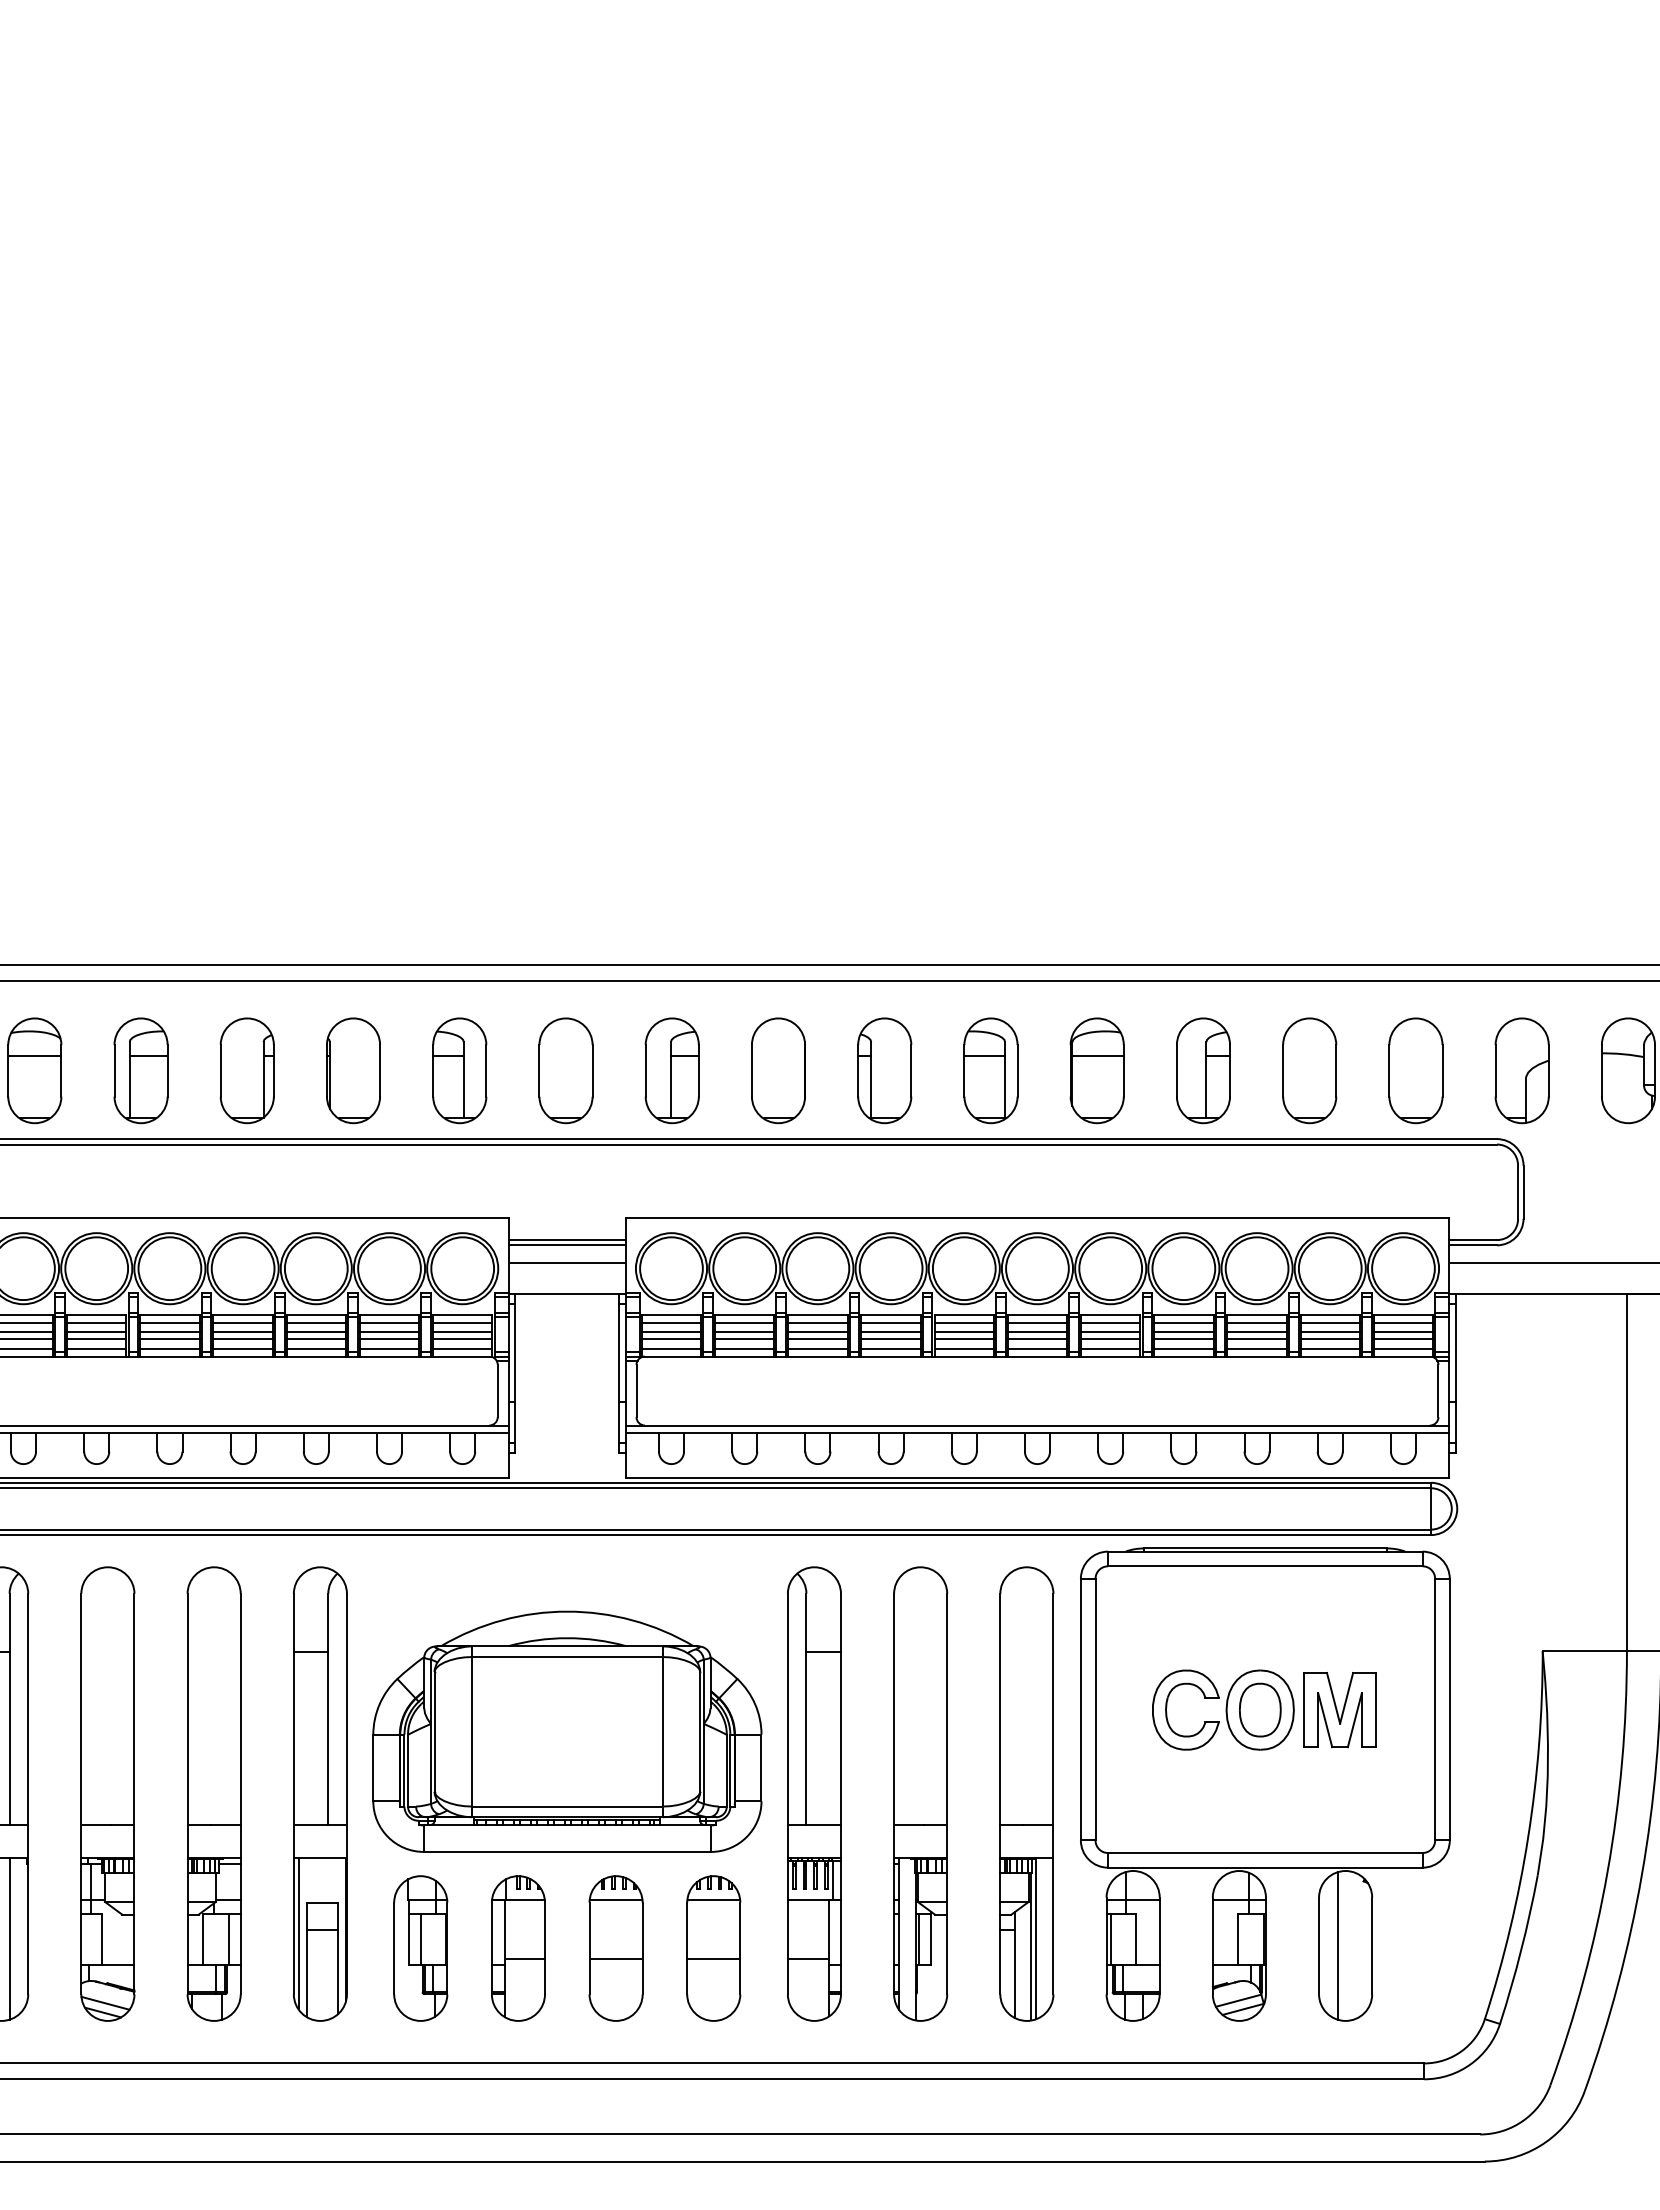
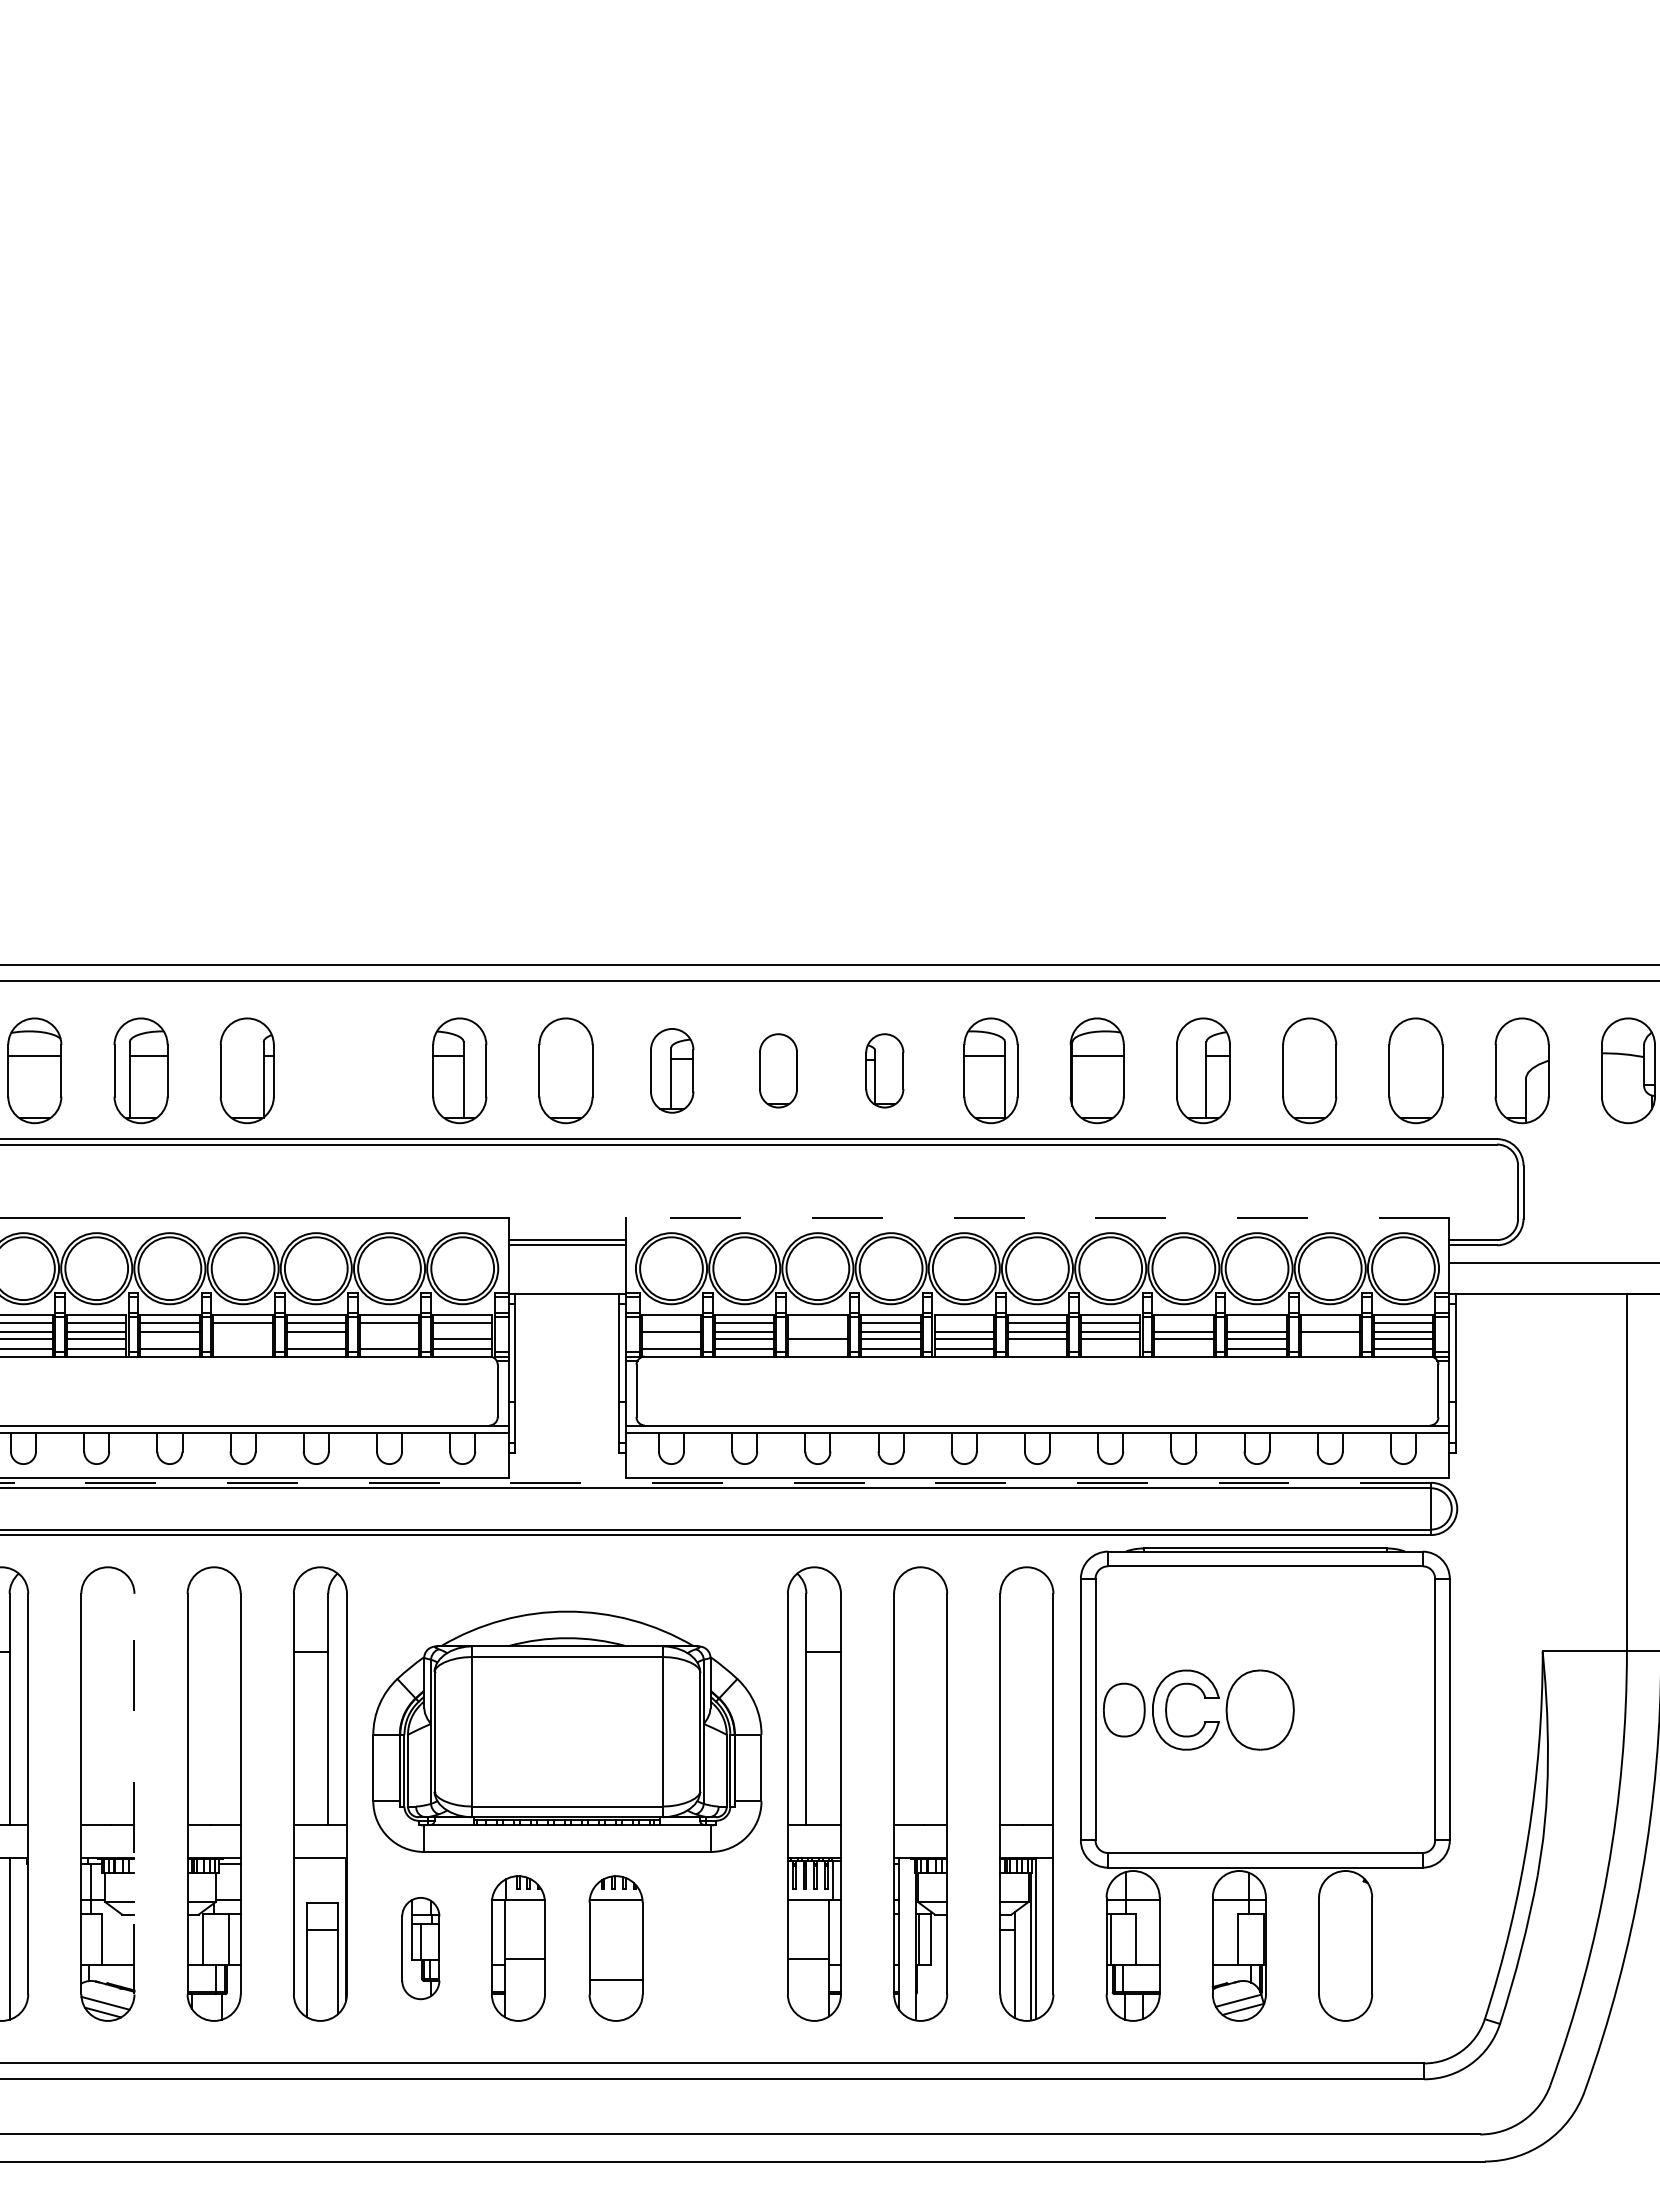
part: present -> none (353, 1070)
part size: 56x108 px -> 45x86 px (672, 1070)
part size: 55x108 px -> 39x76 px (778, 1070)
part size: 56x108 px -> 40x76 px (884, 1070)
line: solid -> dashed (1037, 1218)
line: present -> none (566, 1262)
line: present -> none (671, 1322)
line: present -> none (817, 1322)
line: present -> none (963, 1322)
line: present -> none (1183, 1322)
line: present -> none (1256, 1322)
line: present -> none (1330, 1322)
line: present -> none (242, 1331)
line: present -> none (389, 1331)
line: present -> none (462, 1331)
line: present -> none (817, 1331)
line: present -> none (169, 1339)
line: present -> none (242, 1339)
line: present -> none (316, 1339)
line: present -> none (389, 1339)
line: present -> none (671, 1339)
line: present -> none (1330, 1339)
line: present -> none (242, 1348)
line: present -> none (817, 1348)
line: present -> none (1037, 1348)
line: present -> none (1110, 1348)
line: present -> none (1183, 1348)
line: present -> none (1330, 1348)
line: solid -> dashed (715, 1482)
part position: (1260, 1709) -> (1124, 1709) (1124, 1709)
part: present -> none (1339, 1710)
line: solid -> dashed (134, 1793)
line: present -> none (298, 1933)
line: present -> none (1337, 1945)
part size: 56x147 px -> 40x104 px (420, 1948)
part: present -> none (713, 1948)
line position: (615, 1959) -> (615, 1980) (615, 1980)
